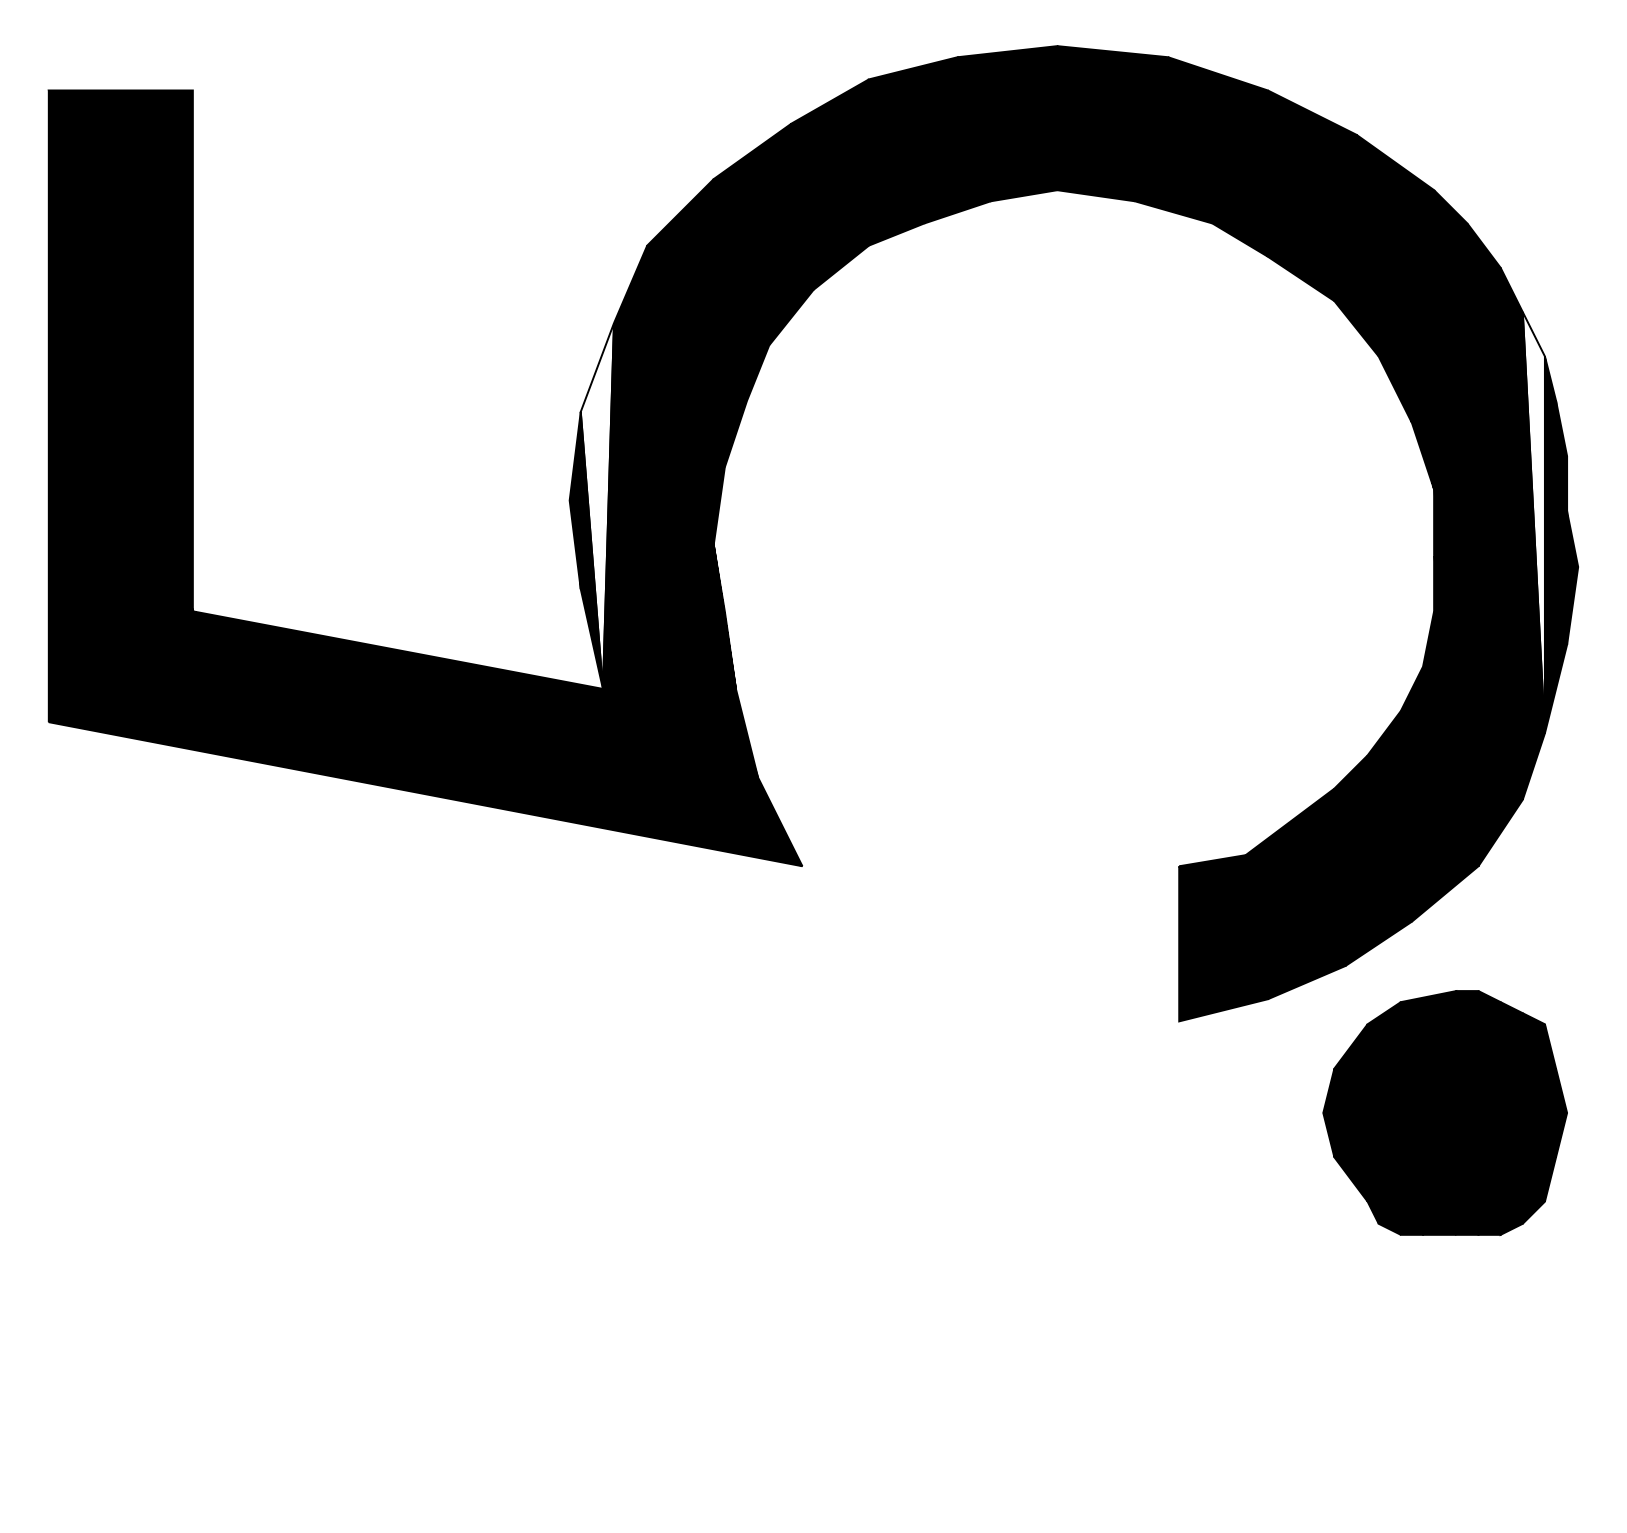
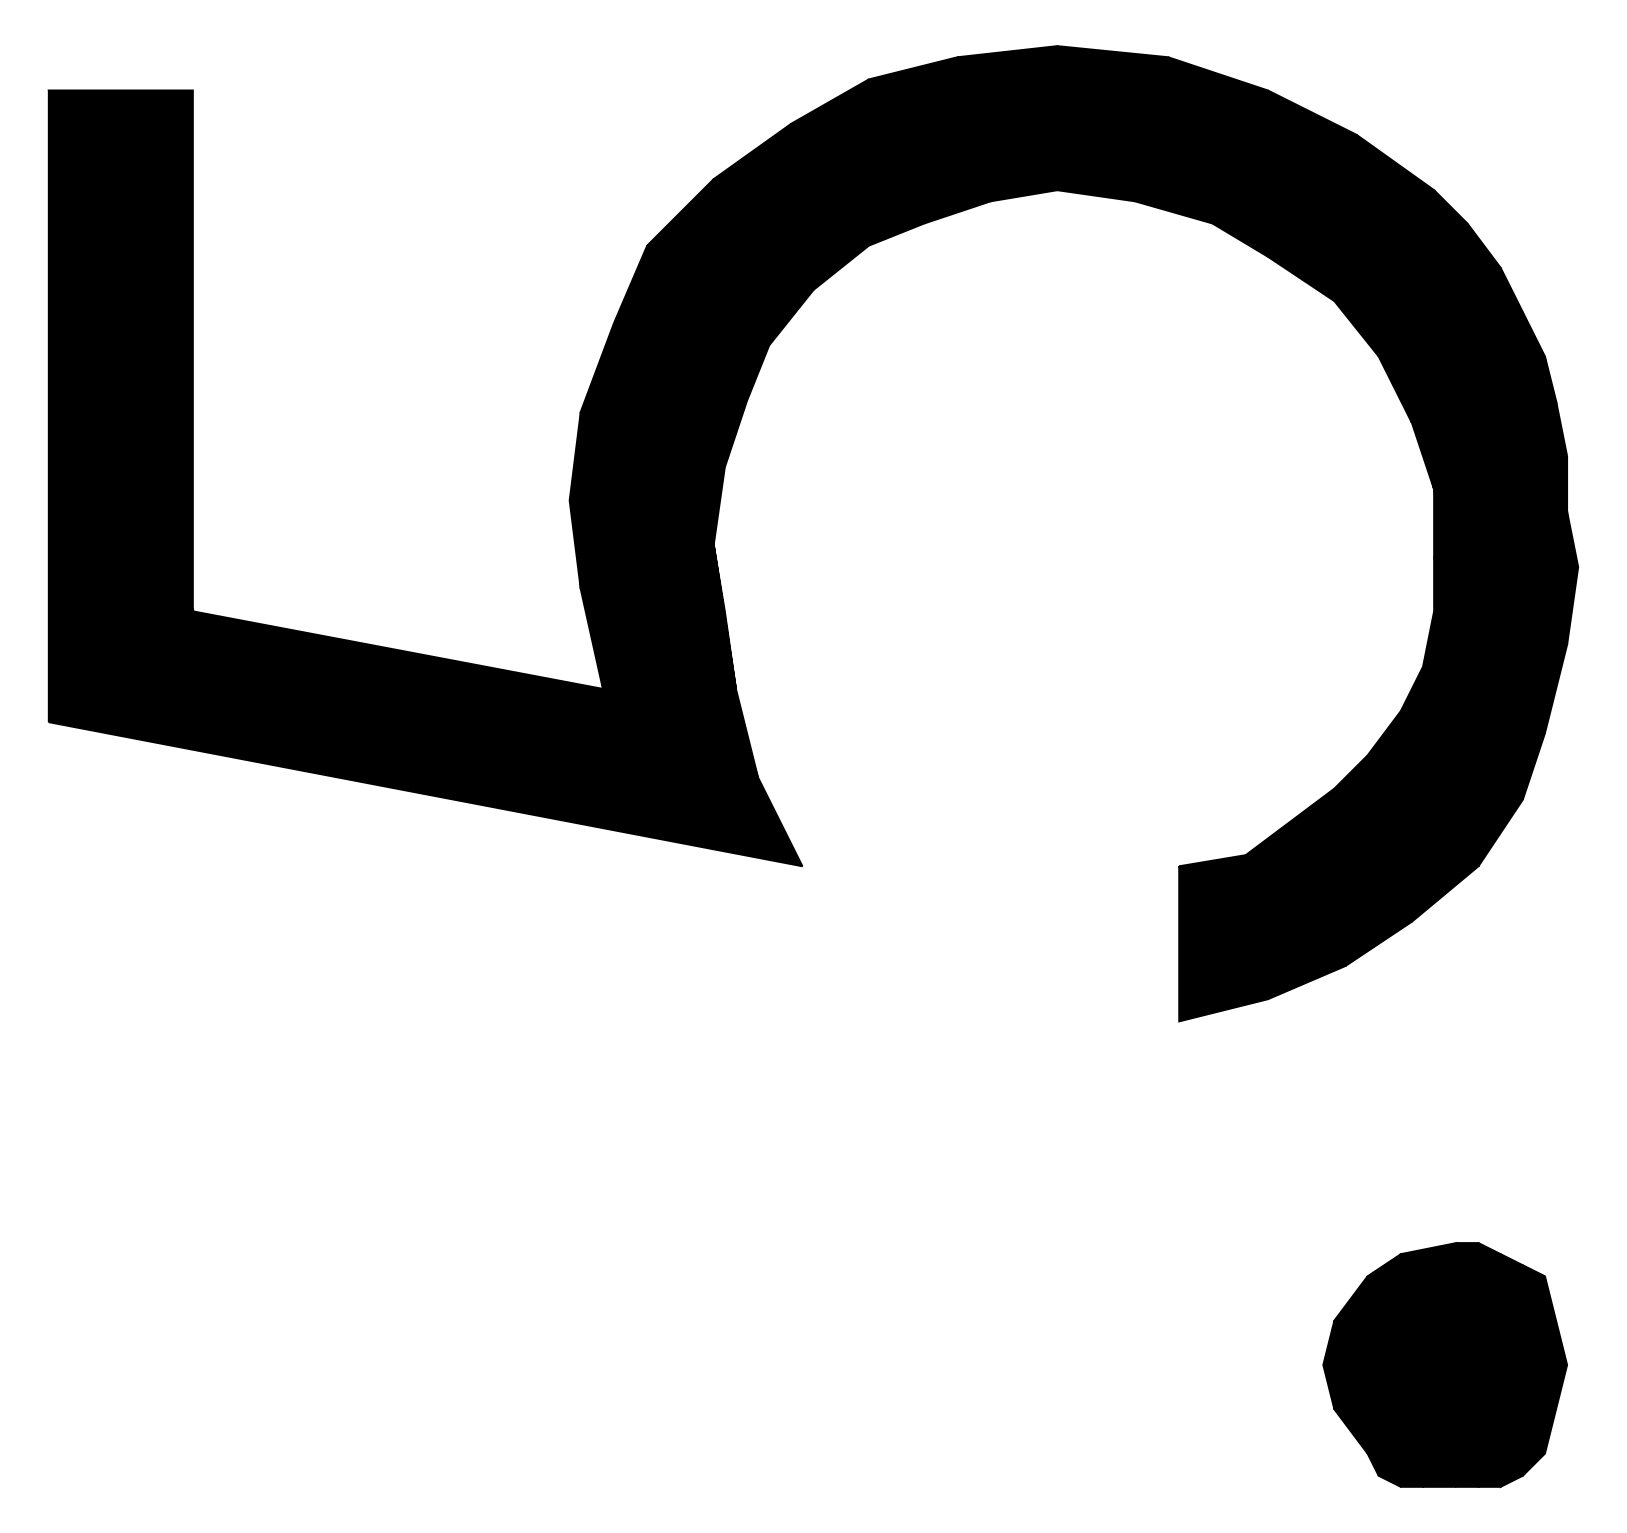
fill: none -> present (597, 505)
fill: none -> present (1533, 522)
part position: (1444, 1112) -> (1444, 1364) (1444, 1364)
